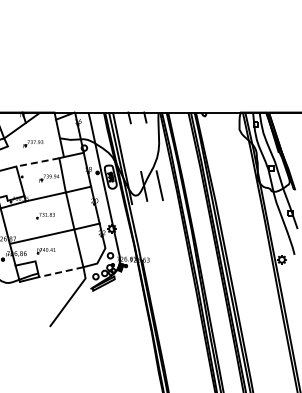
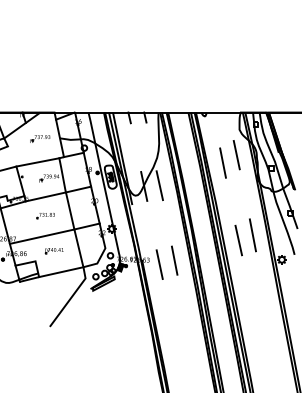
part position: (33, 143) -> (40, 138) (40, 138)
line: none -> present (236, 155)
line: dashed -> solid (37, 162)
line: none -> present (222, 162)
line: none -> present (252, 235)
line: none -> present (238, 240)
part position: (45, 251) -> (53, 251) (53, 251)
line: none -> present (174, 260)
line: none -> present (159, 264)
line: dashed -> solid (61, 272)
